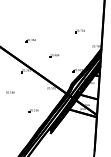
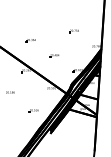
part position: (79, 31) -> (73, 31) (73, 31)
